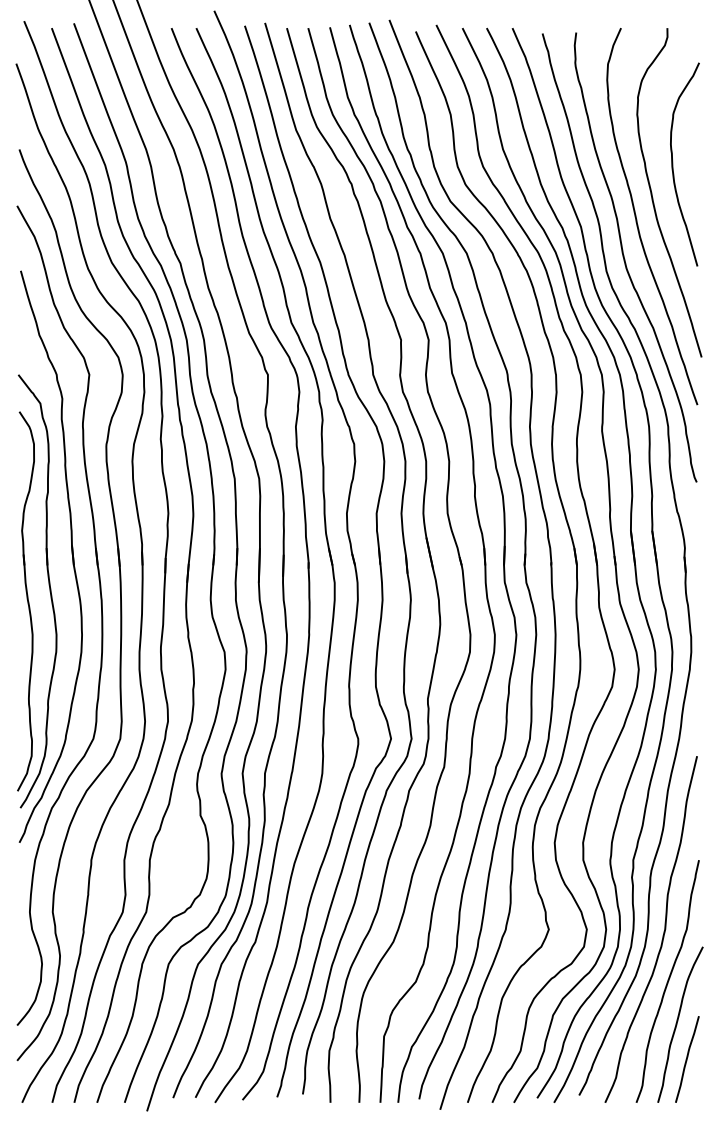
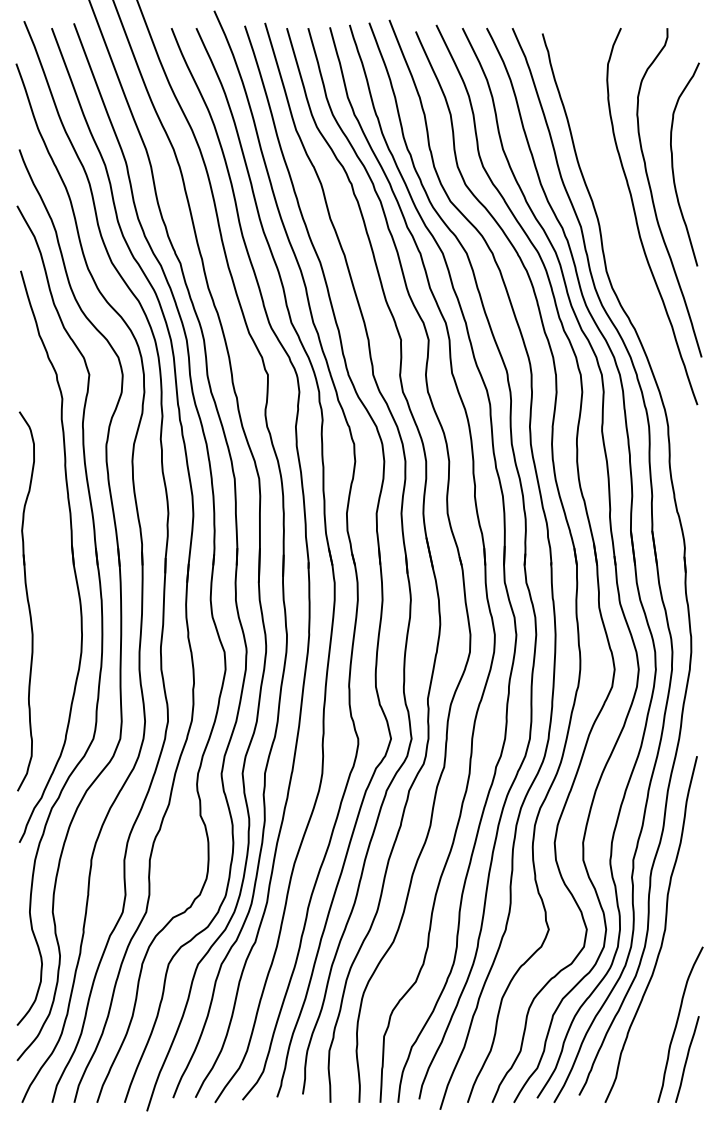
curve: present -> none (625, 259)
part: present -> none (49, 591)
curve: present -> none (667, 981)
